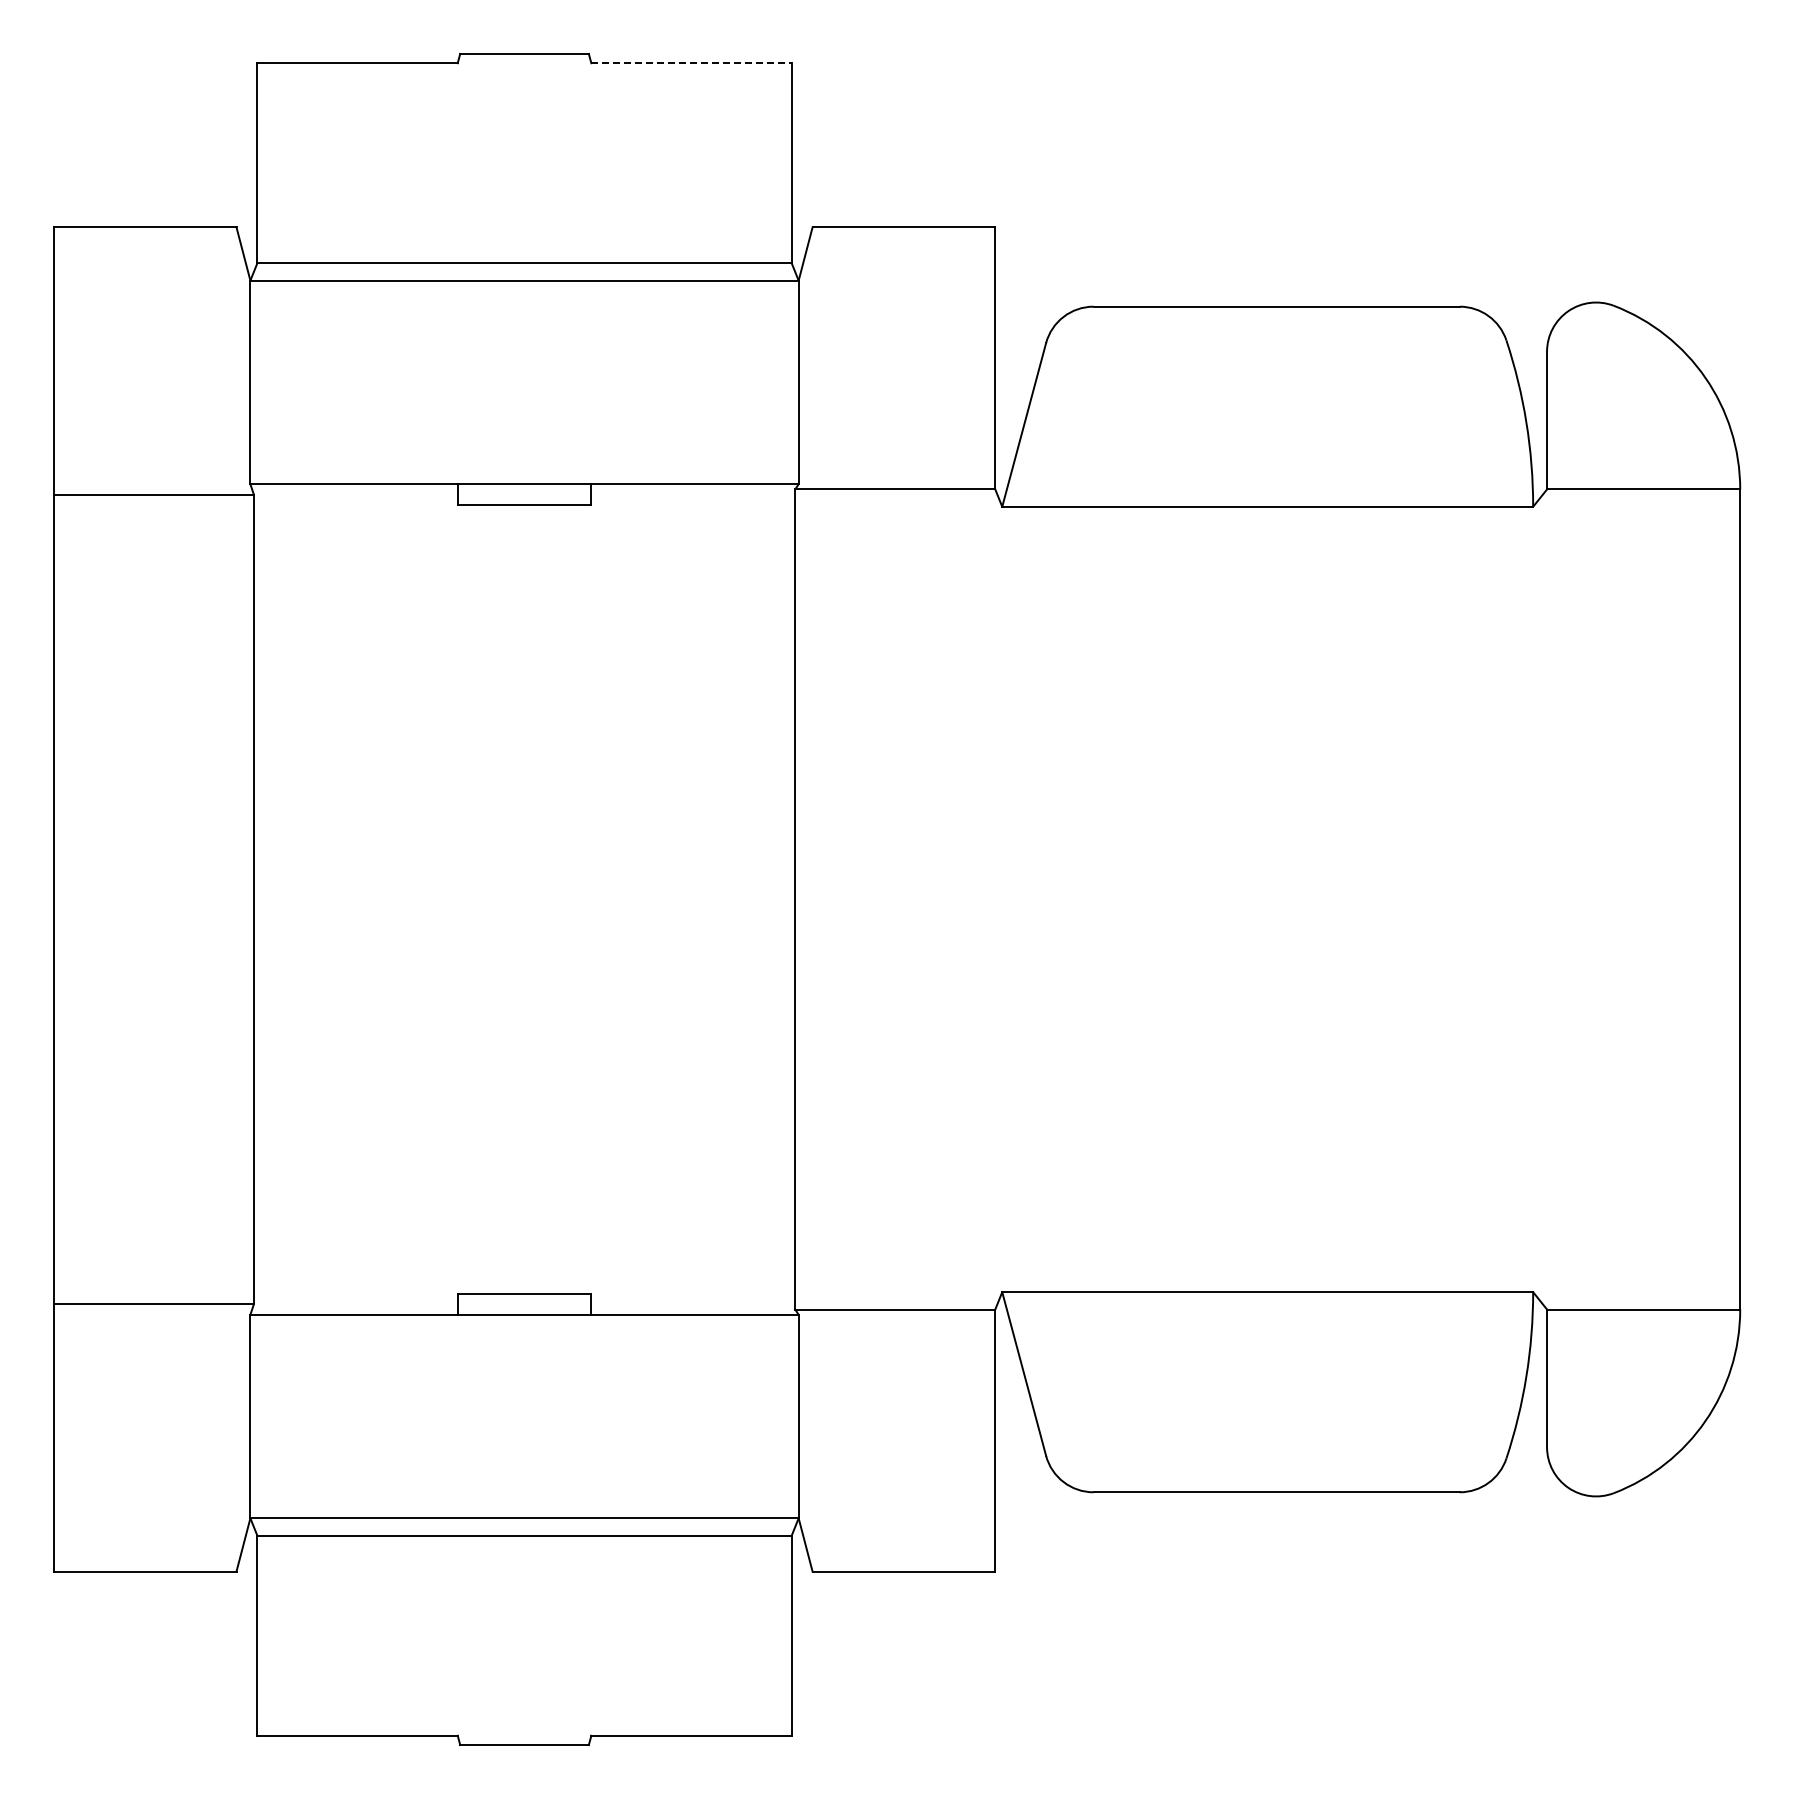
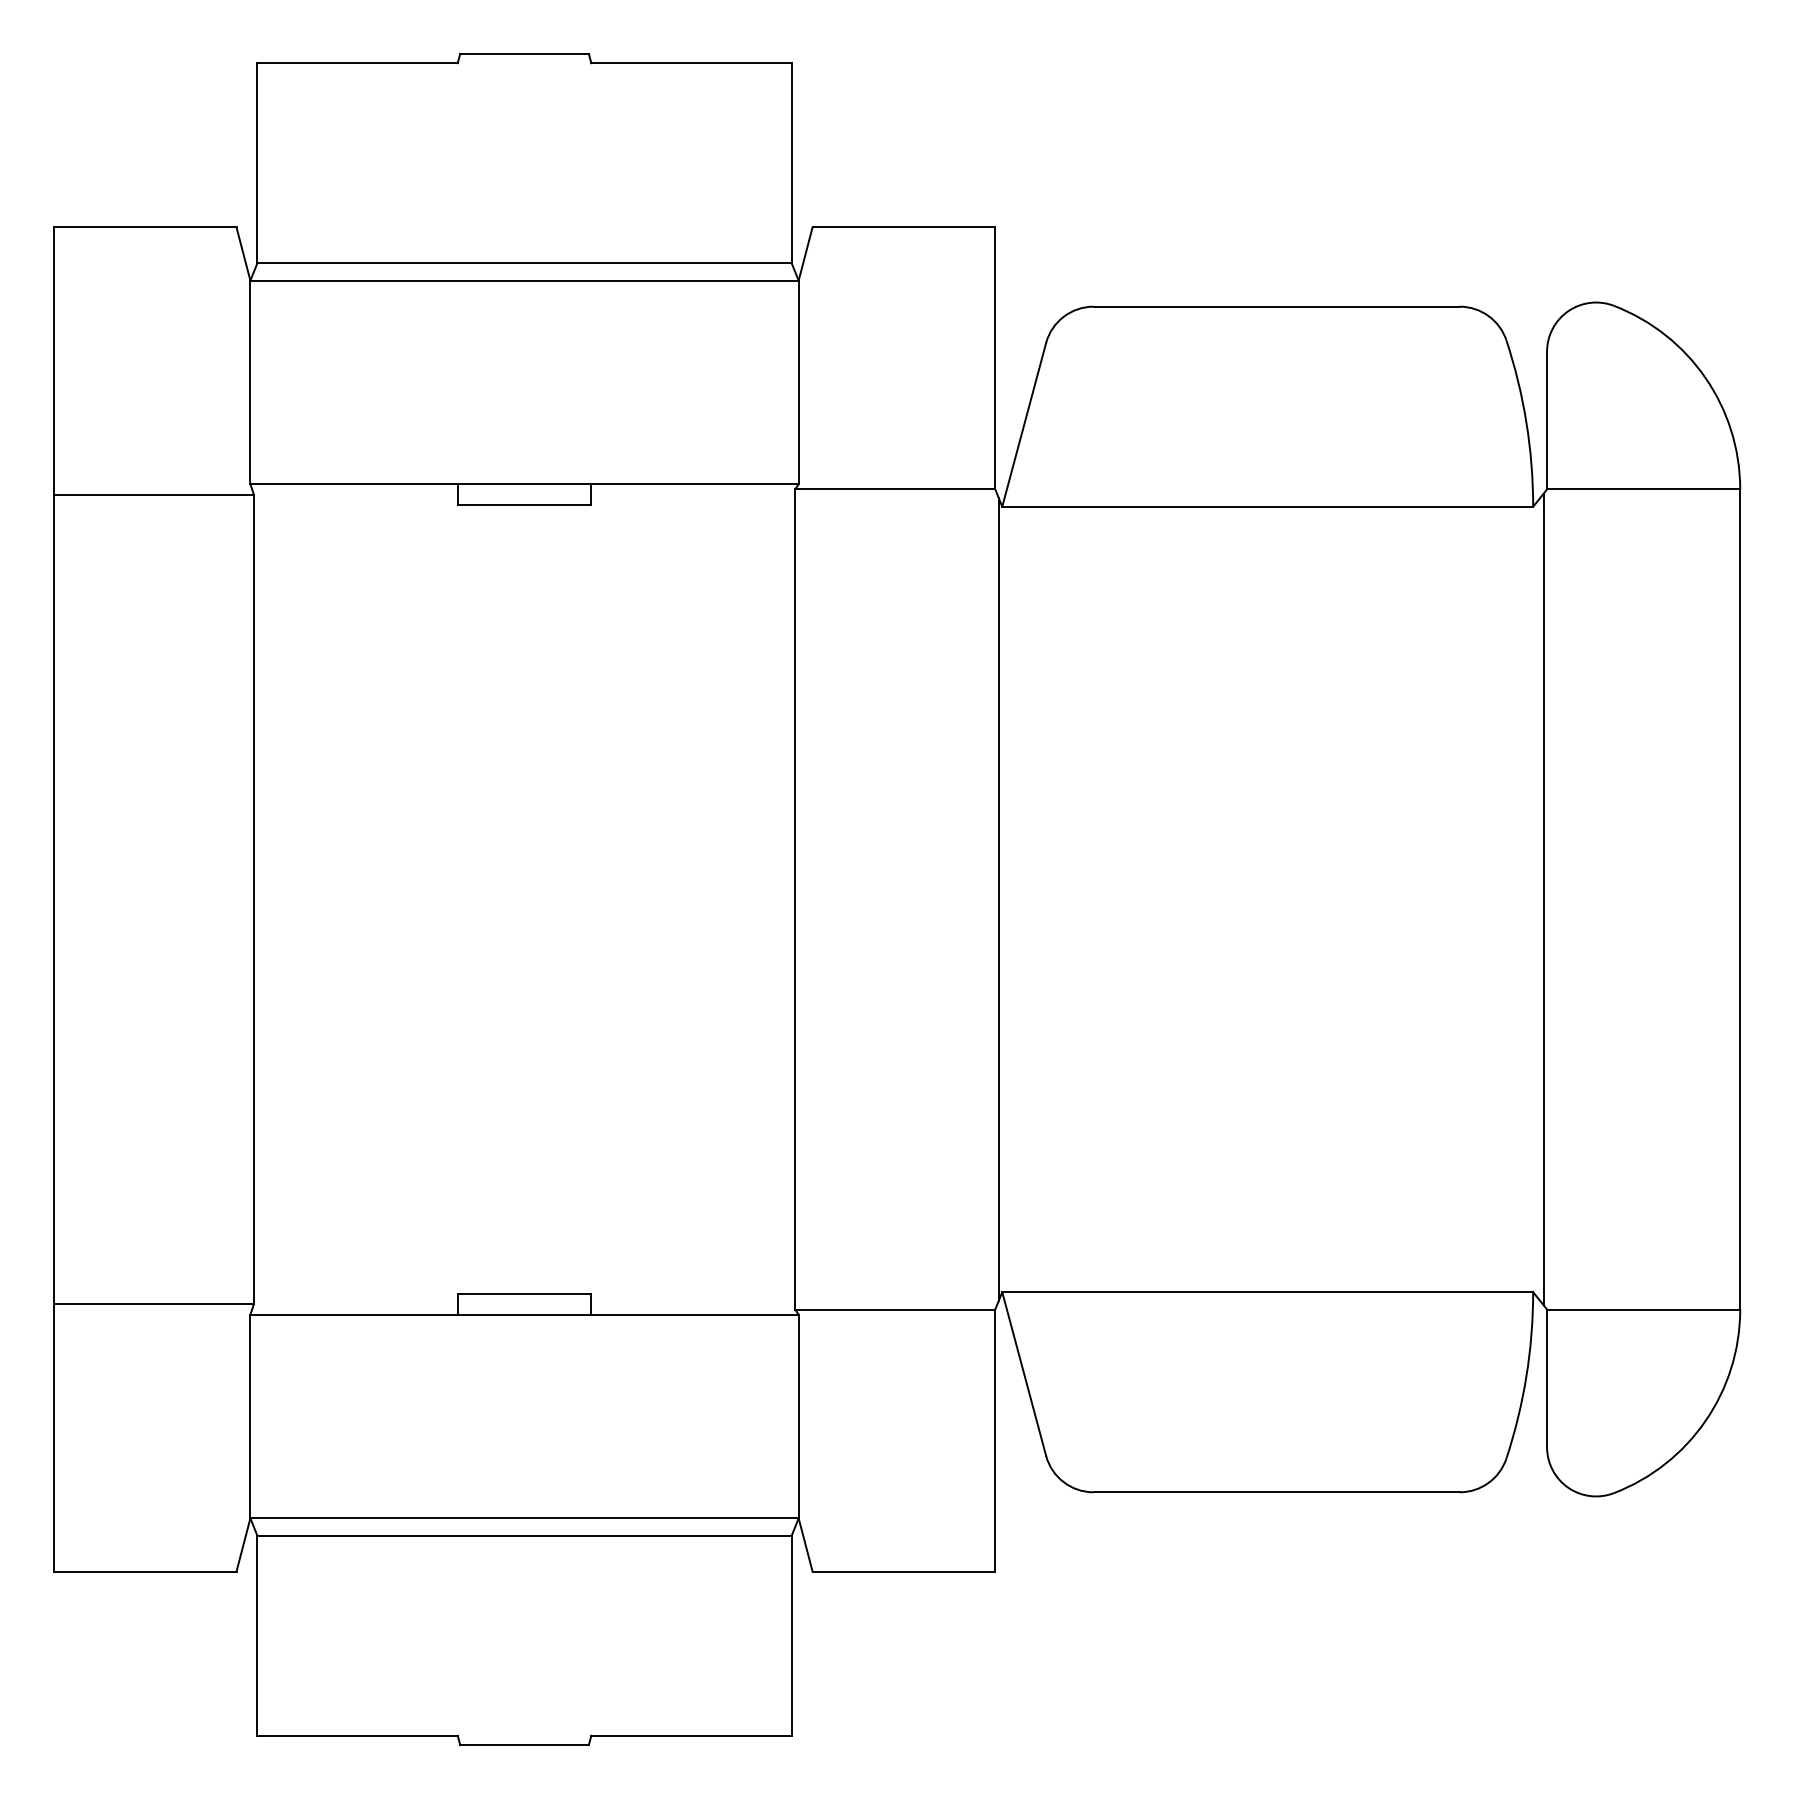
line: dashed -> solid (692, 63)
line: none -> present (998, 899)
line: none -> present (1543, 899)
